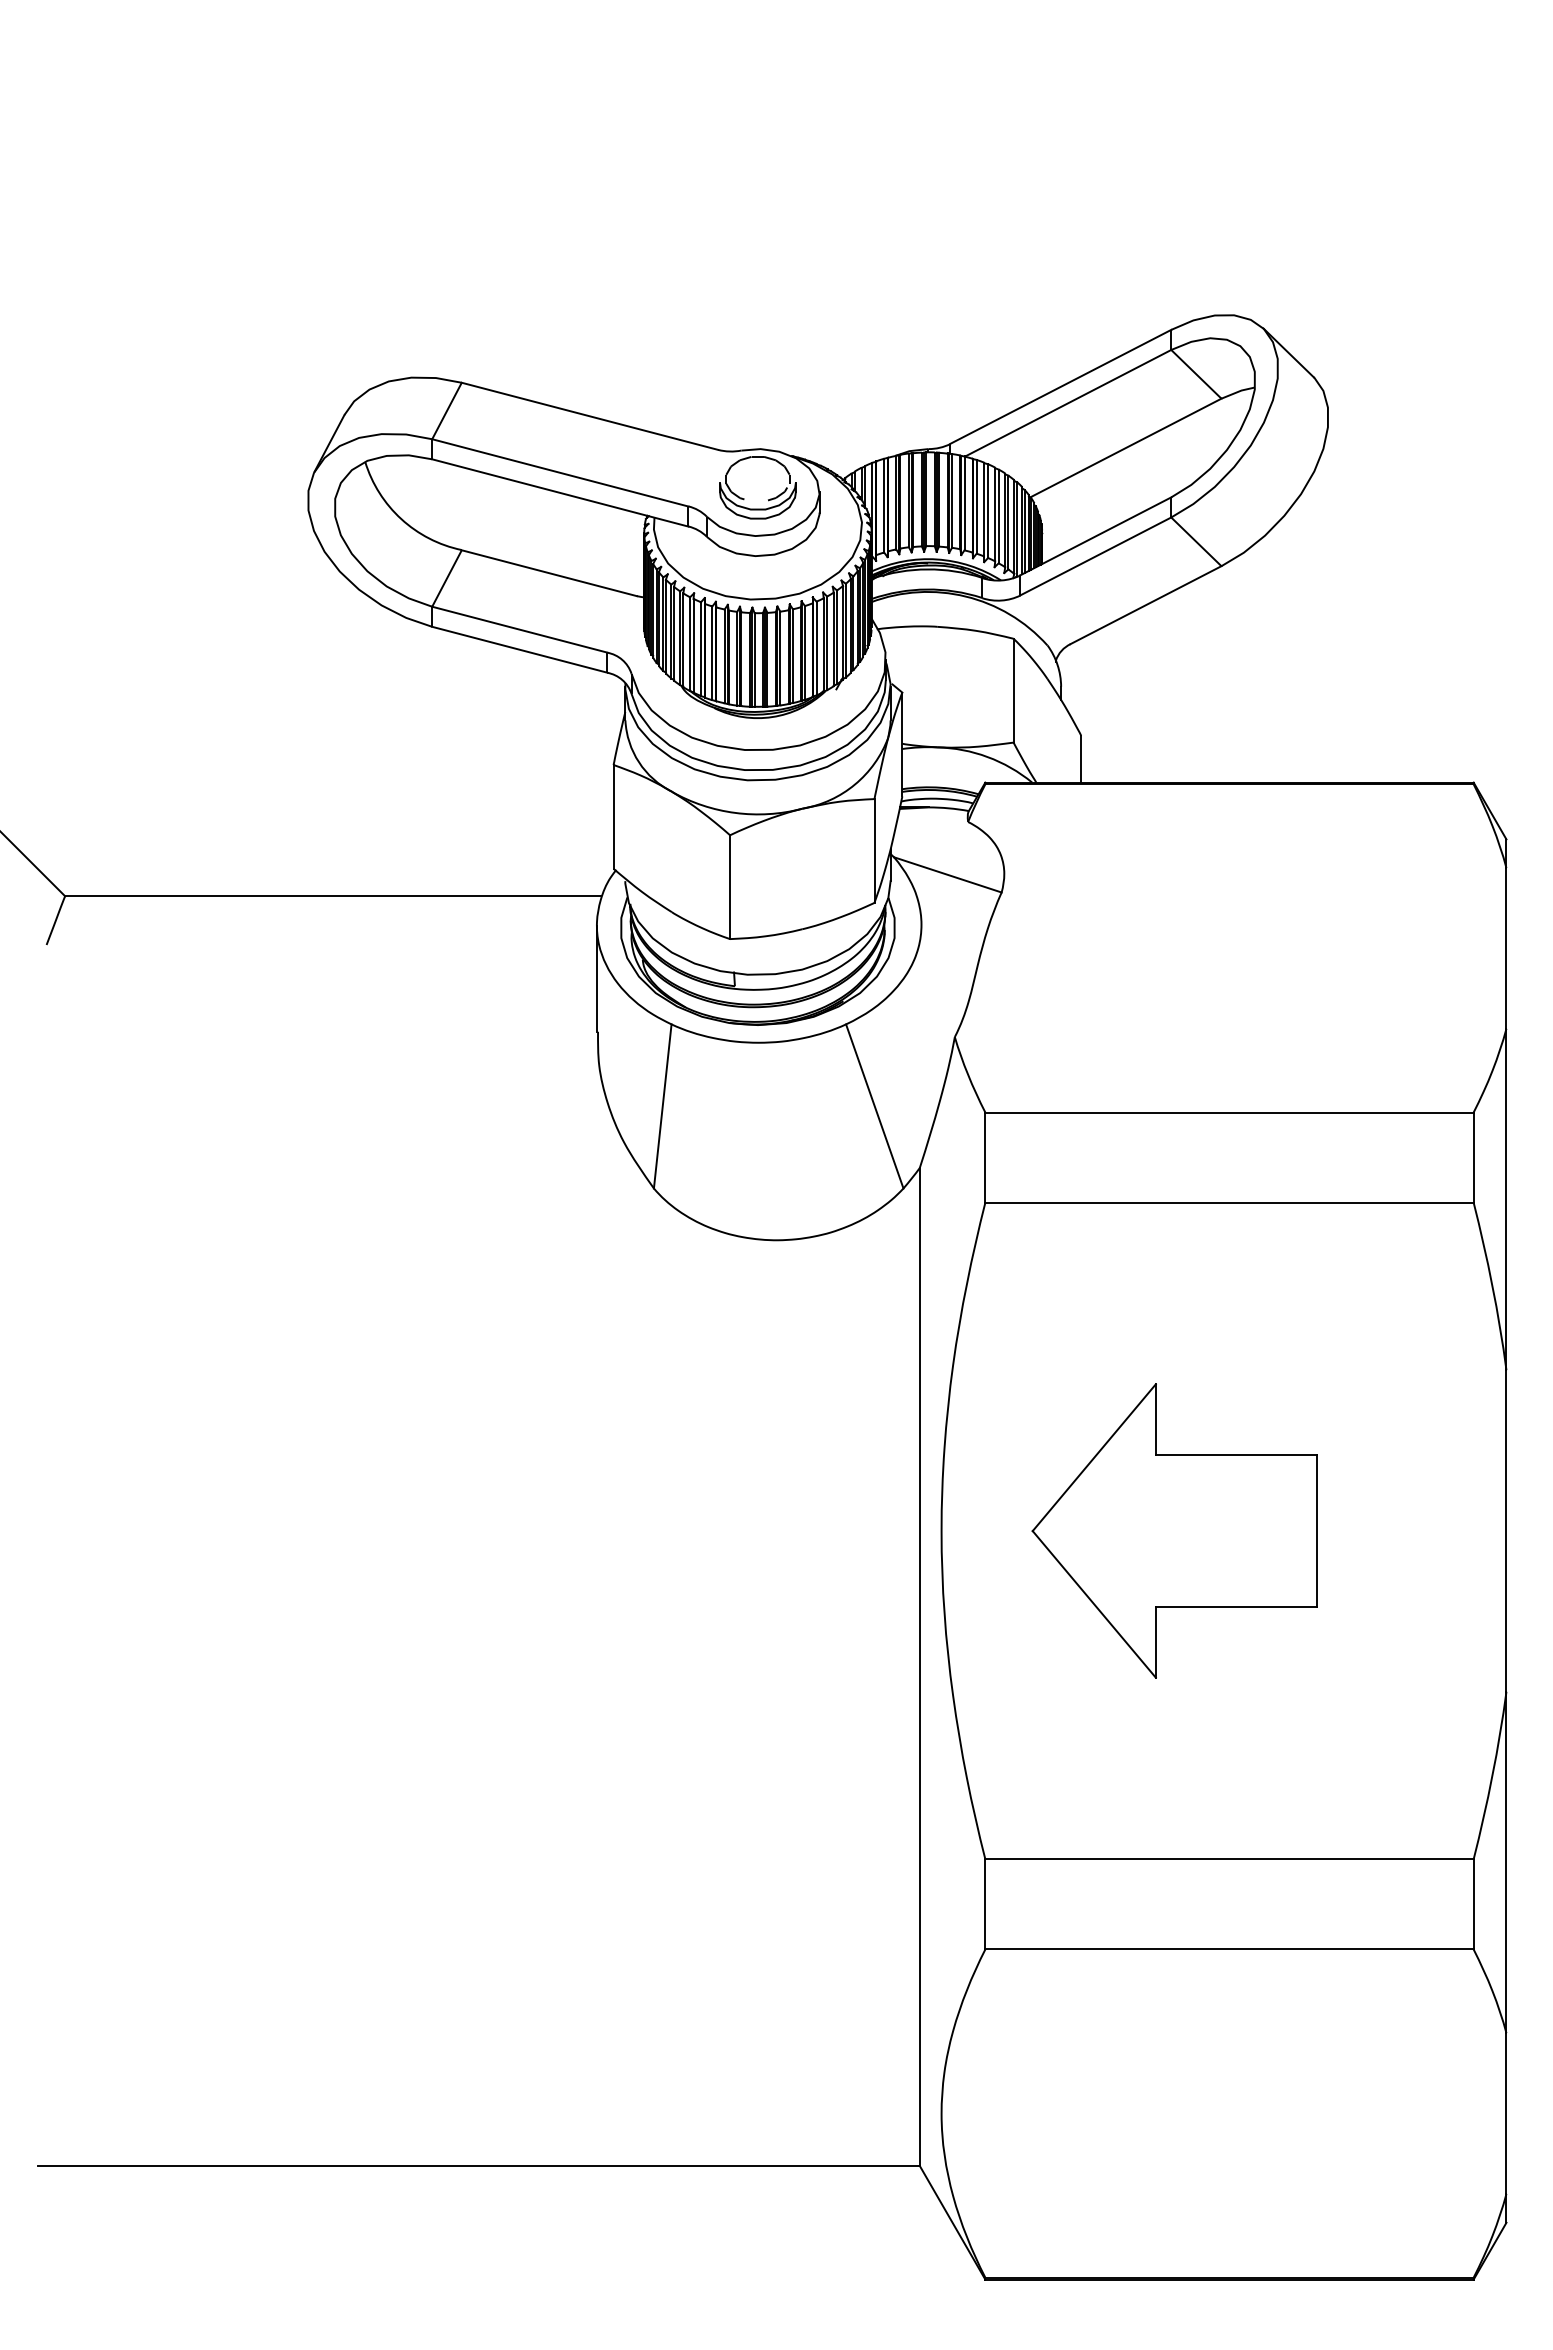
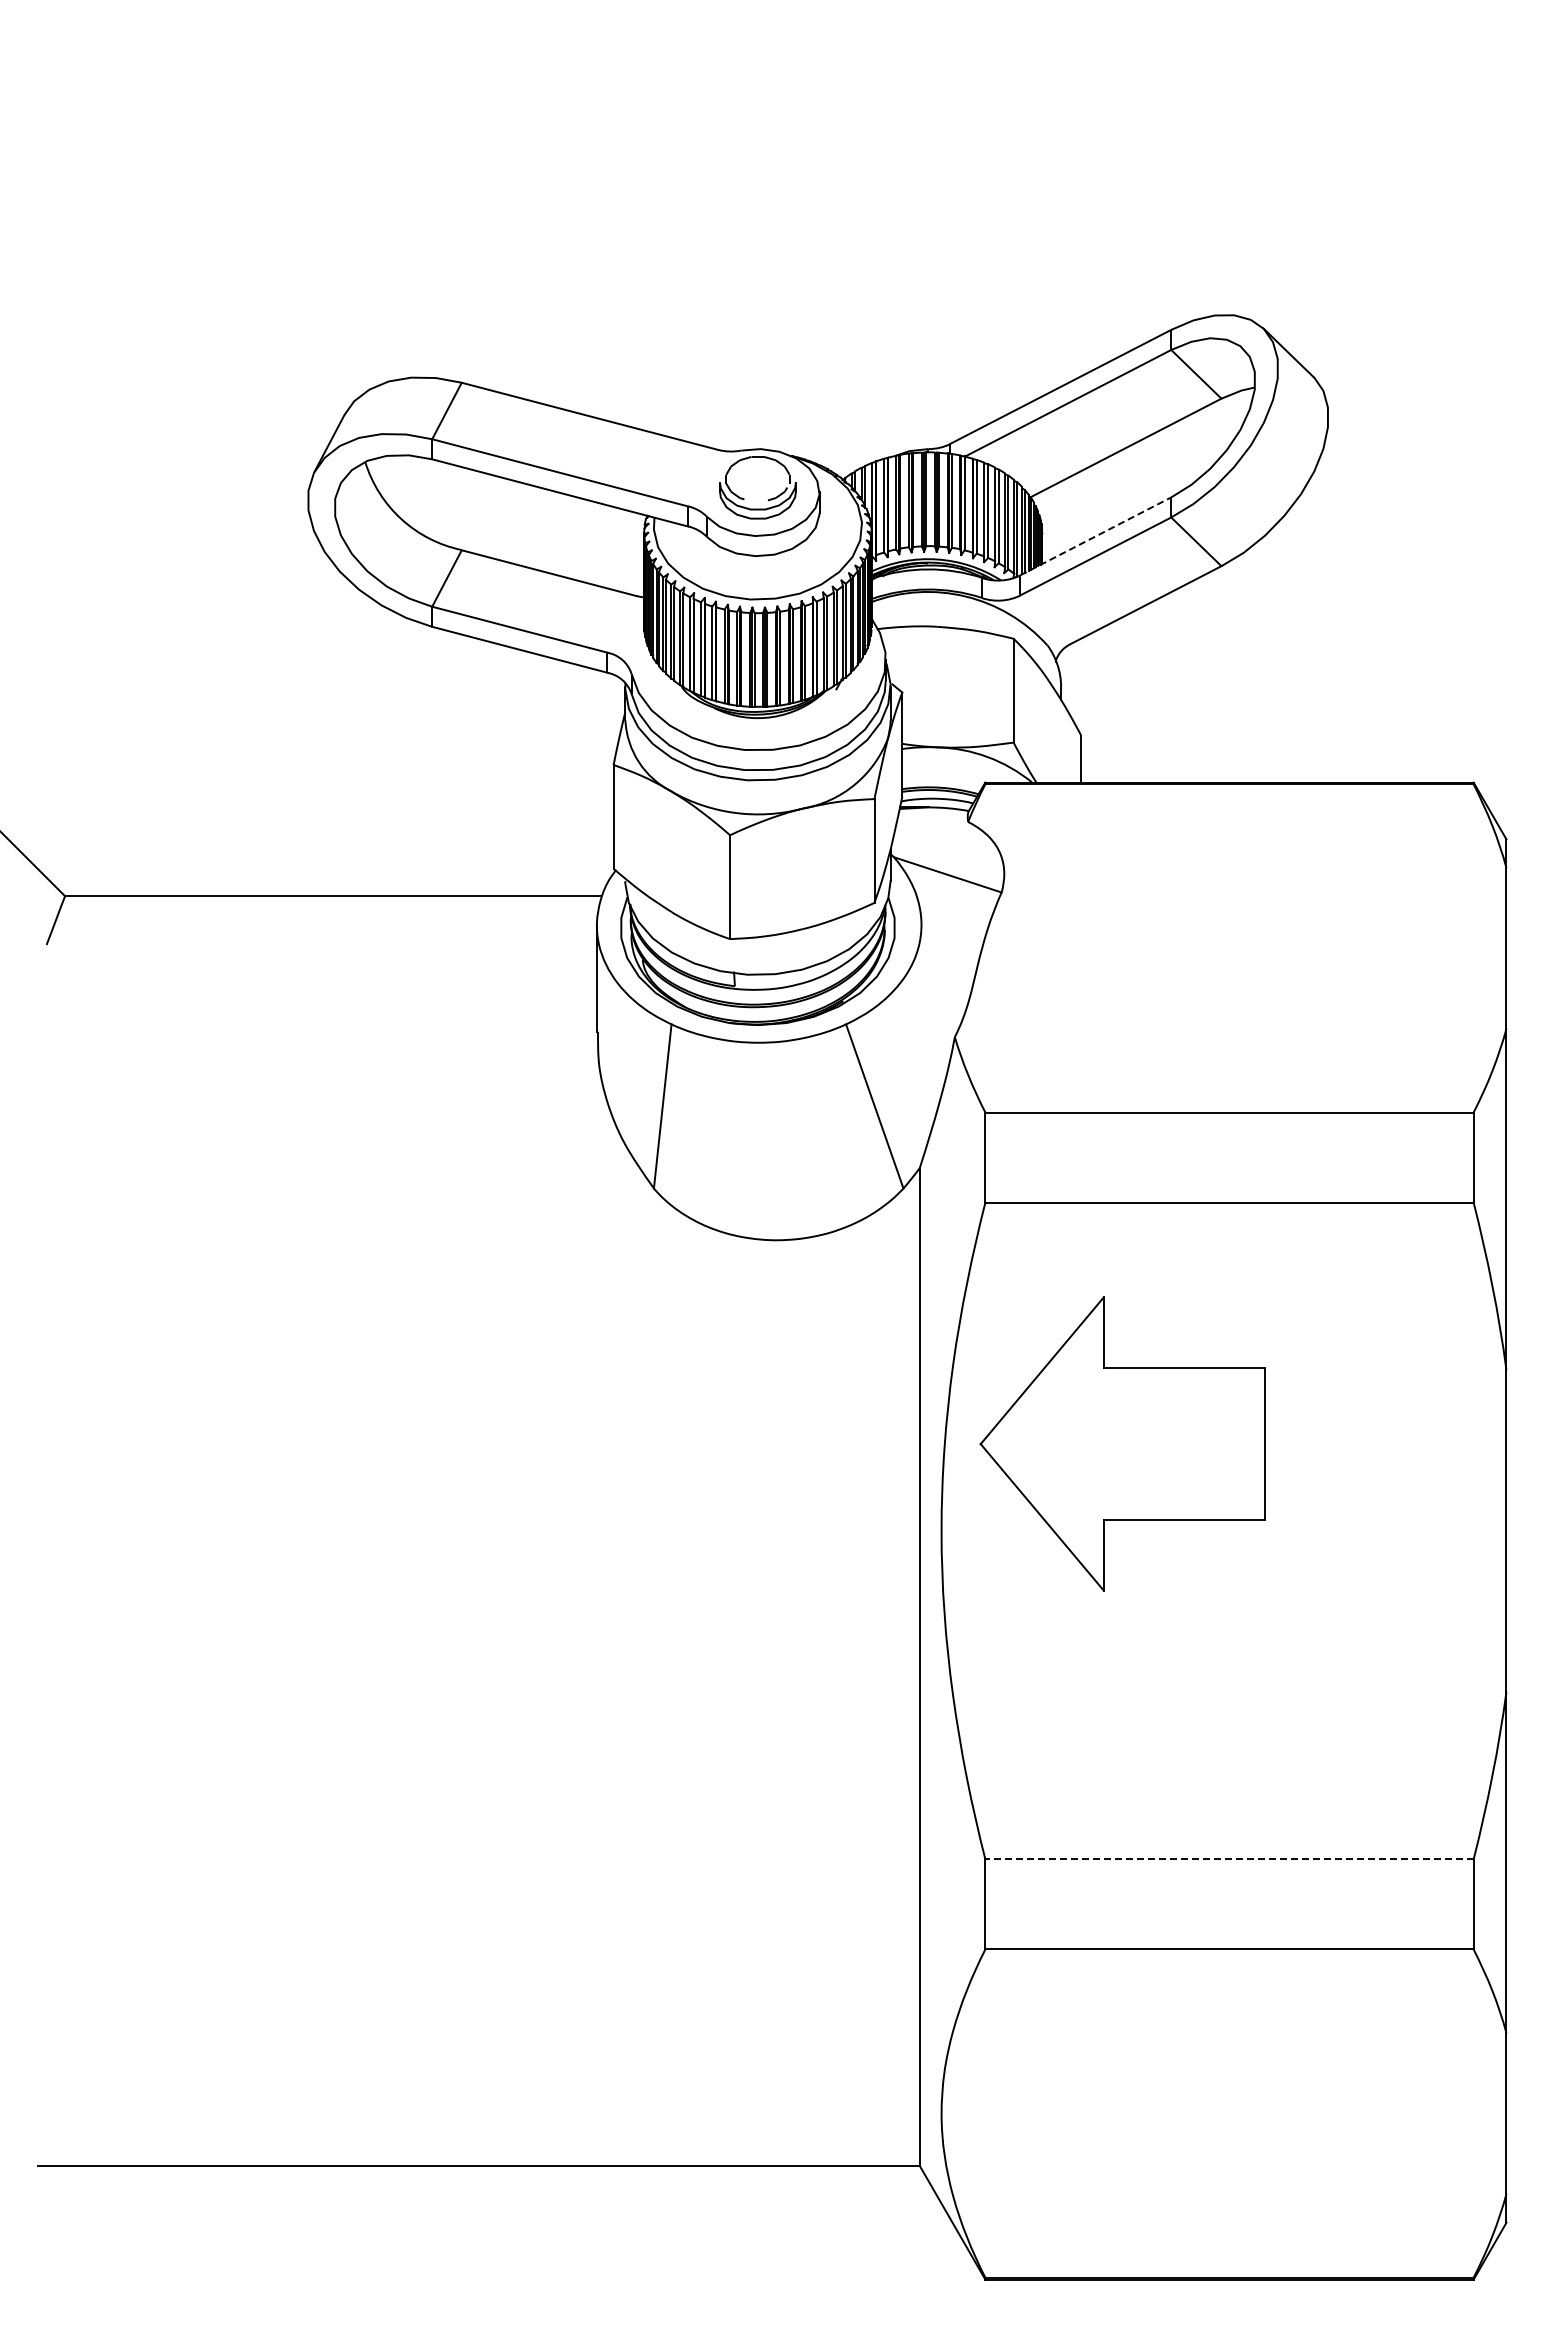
line: solid -> dashed (1095, 536)
part position: (1174, 1530) -> (1122, 1443) (1122, 1443)
line: solid -> dashed (1229, 1859)
